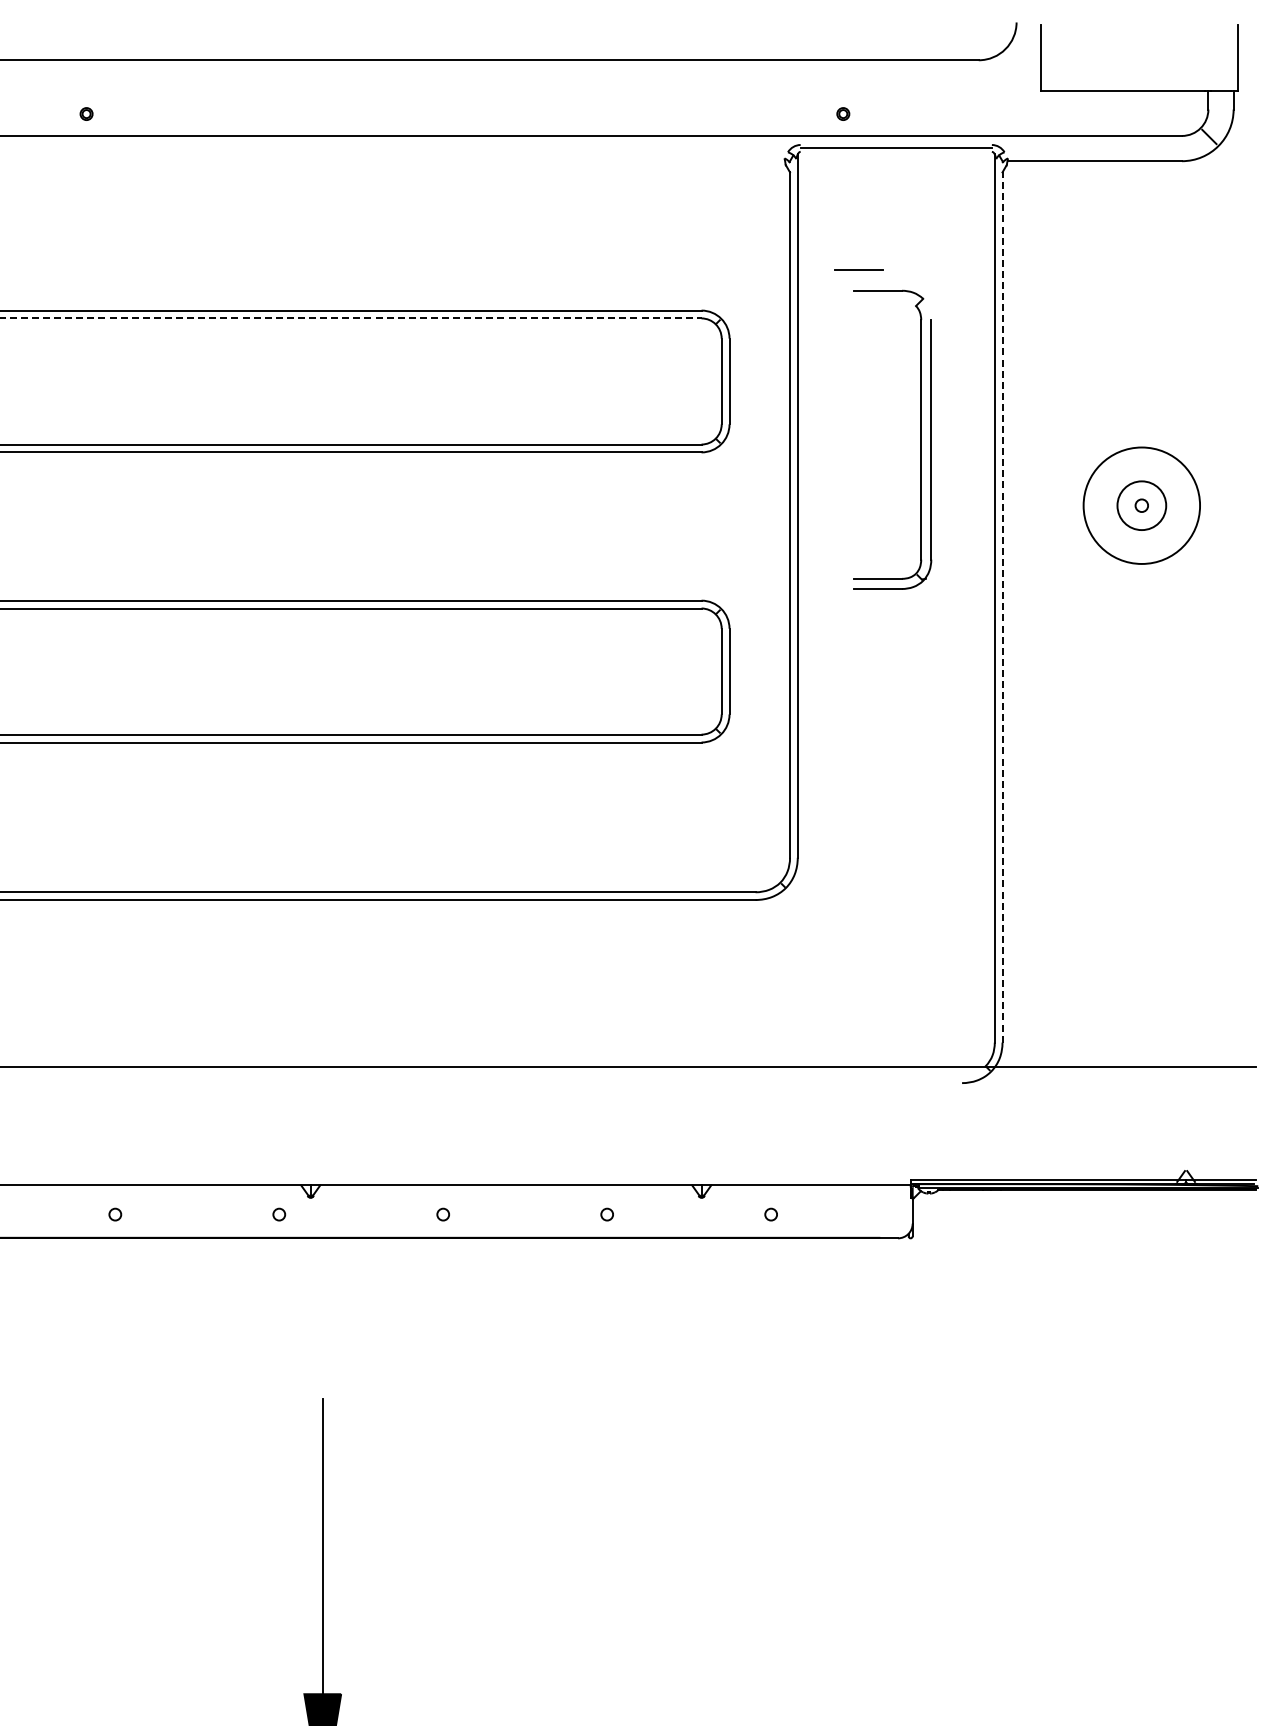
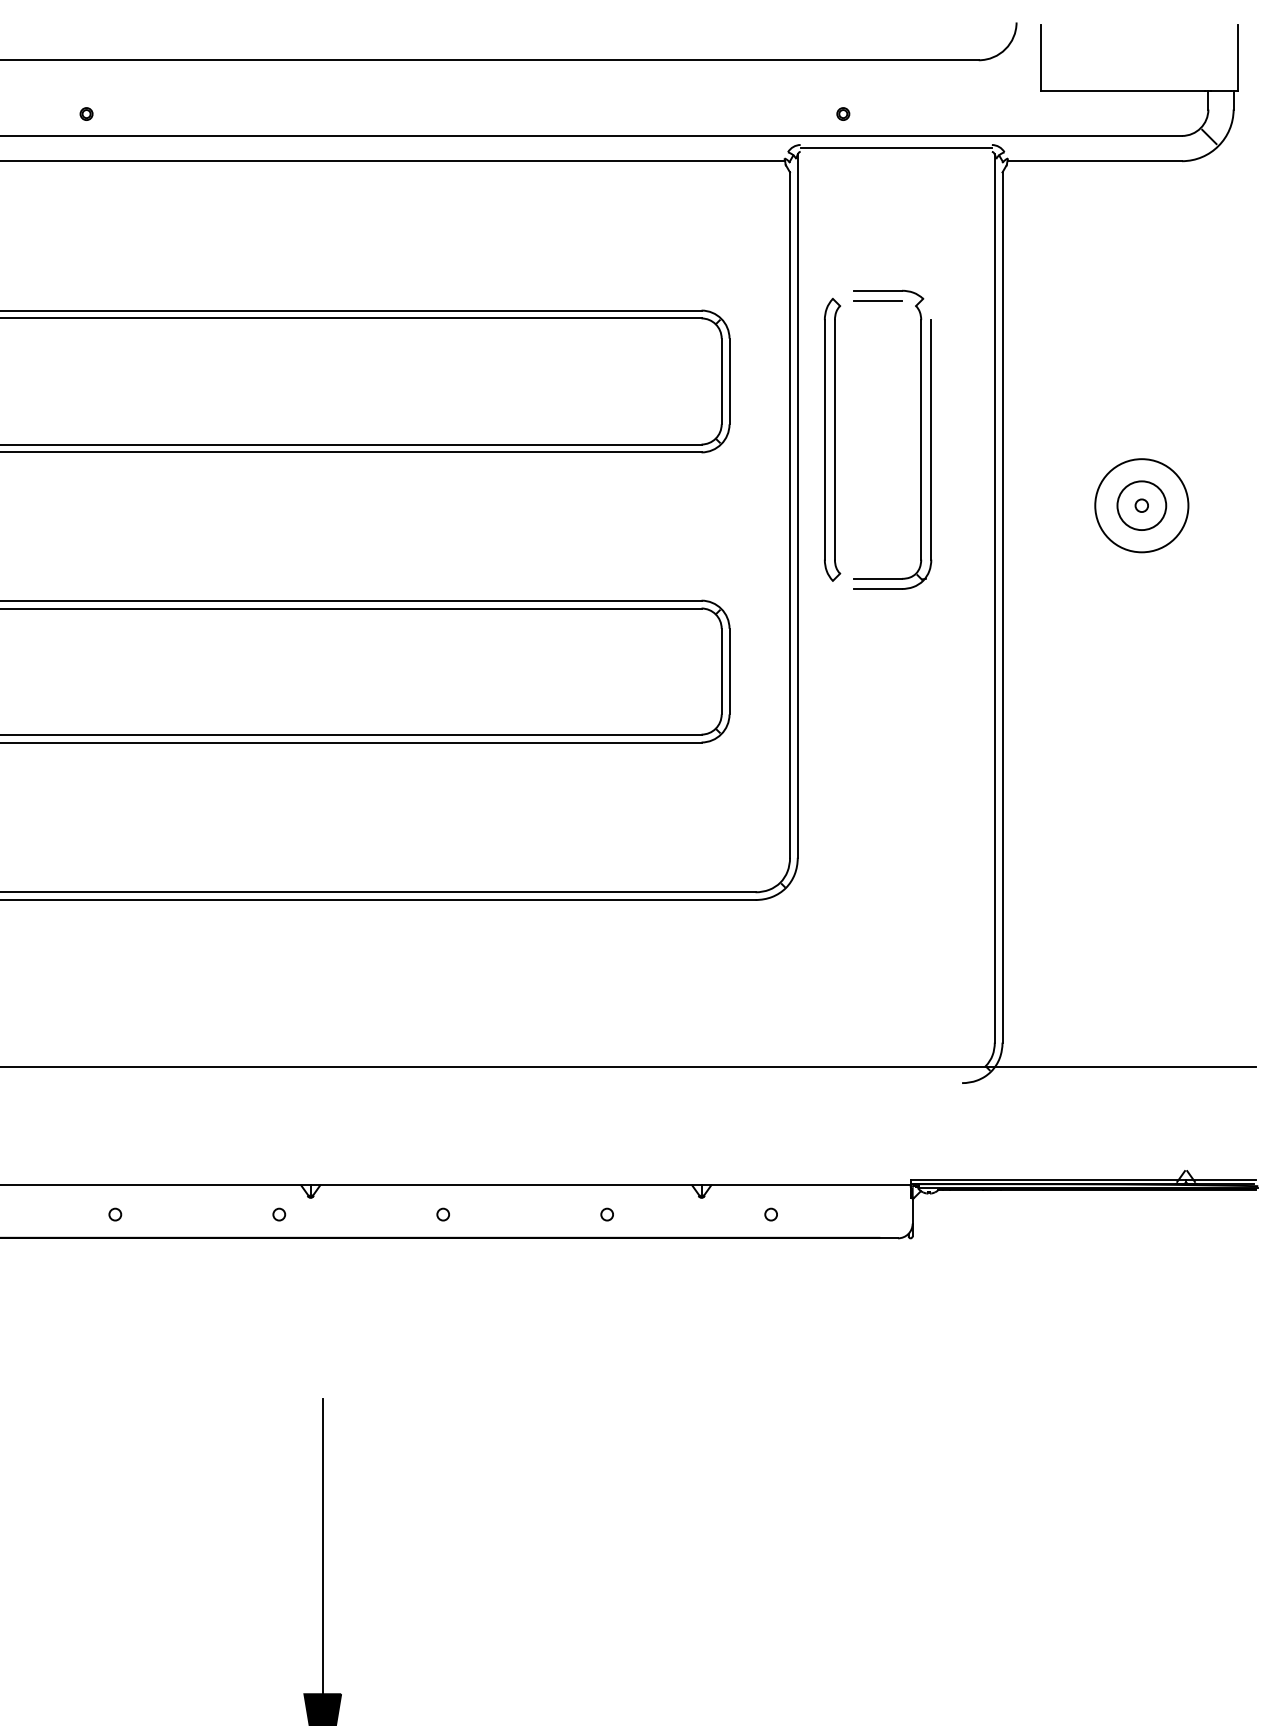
line: none -> present (393, 161)
line position: (858, 269) -> (877, 300) (877, 300)
line: dashed -> solid (351, 318)
part: none -> present (832, 439)
circle diameter: 116 px -> 93 px (1141, 505)
line: dashed -> solid (1002, 607)
